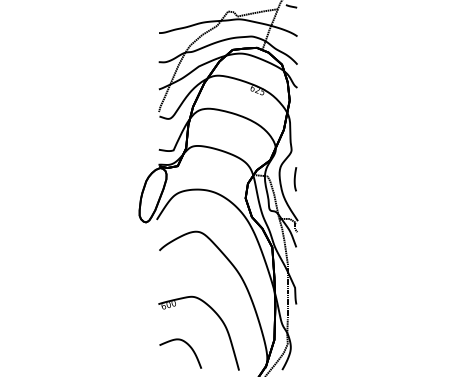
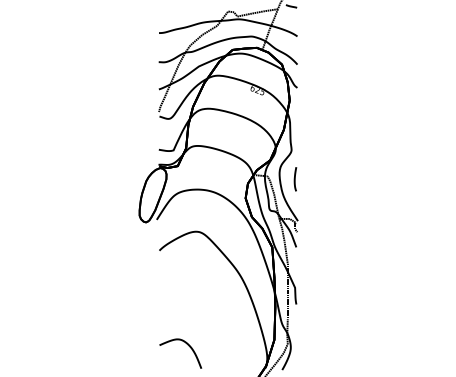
part: present -> none (217, 316)
